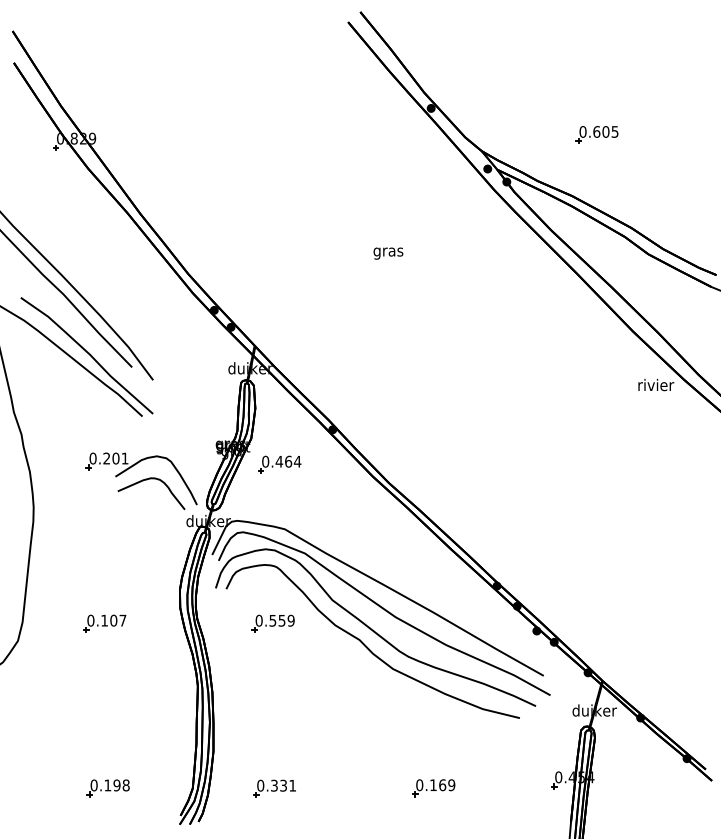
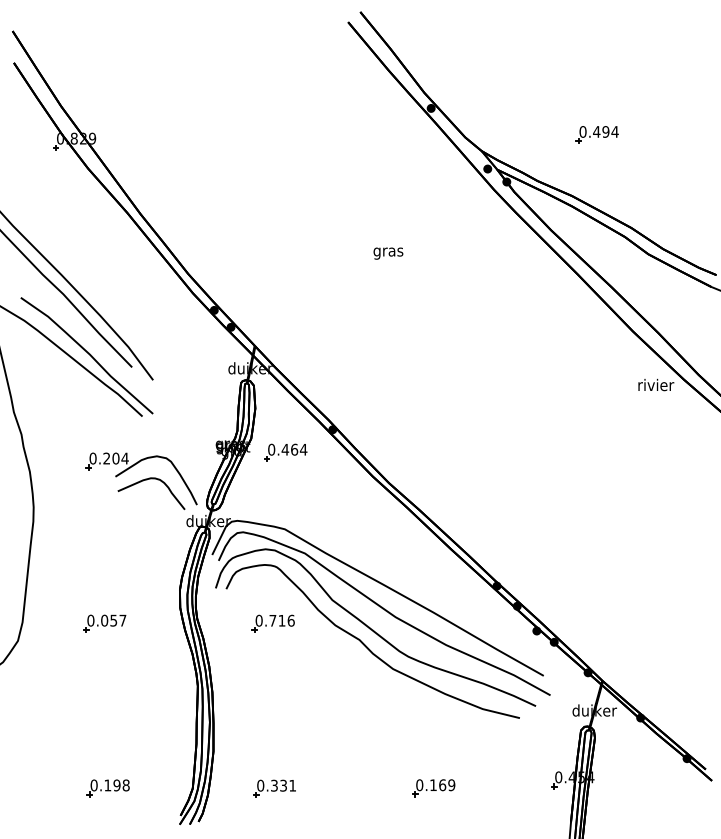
text: 0.605 -> 0.494 (605, 131)
text: 0.201 -> 0.204 (124, 458)
part position: (279, 464) -> (285, 452) (285, 452)
text: 0.107 -> 0.057 (109, 620)
text: 0.559 -> 0.716 (281, 620)
